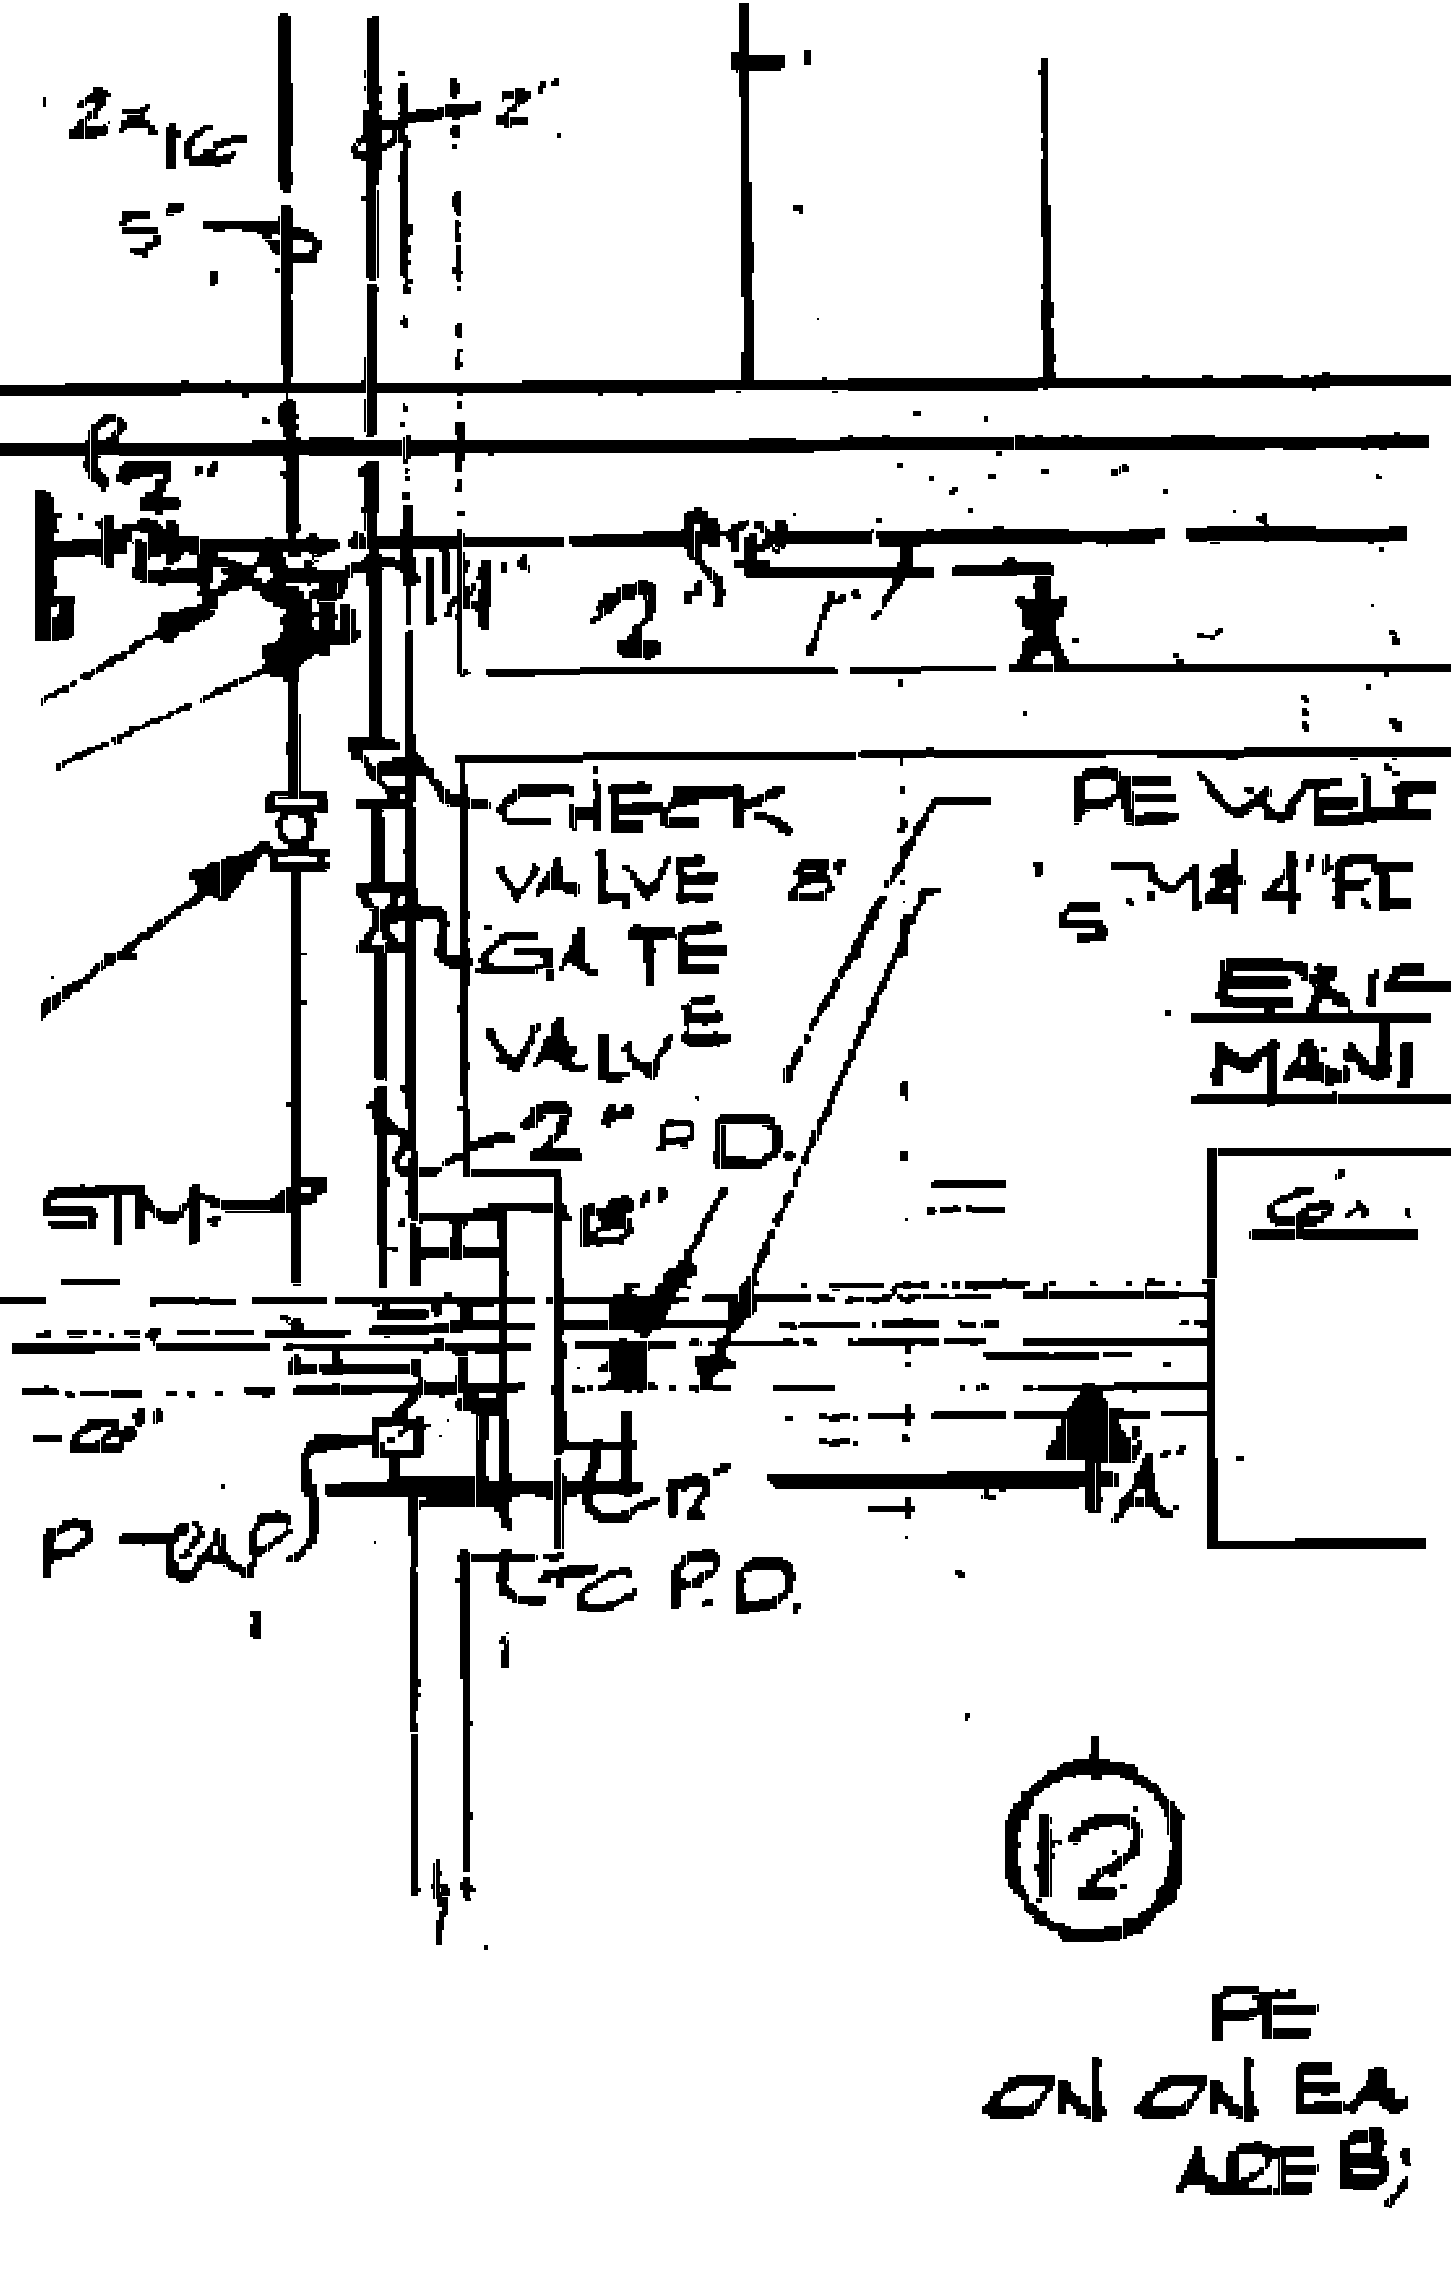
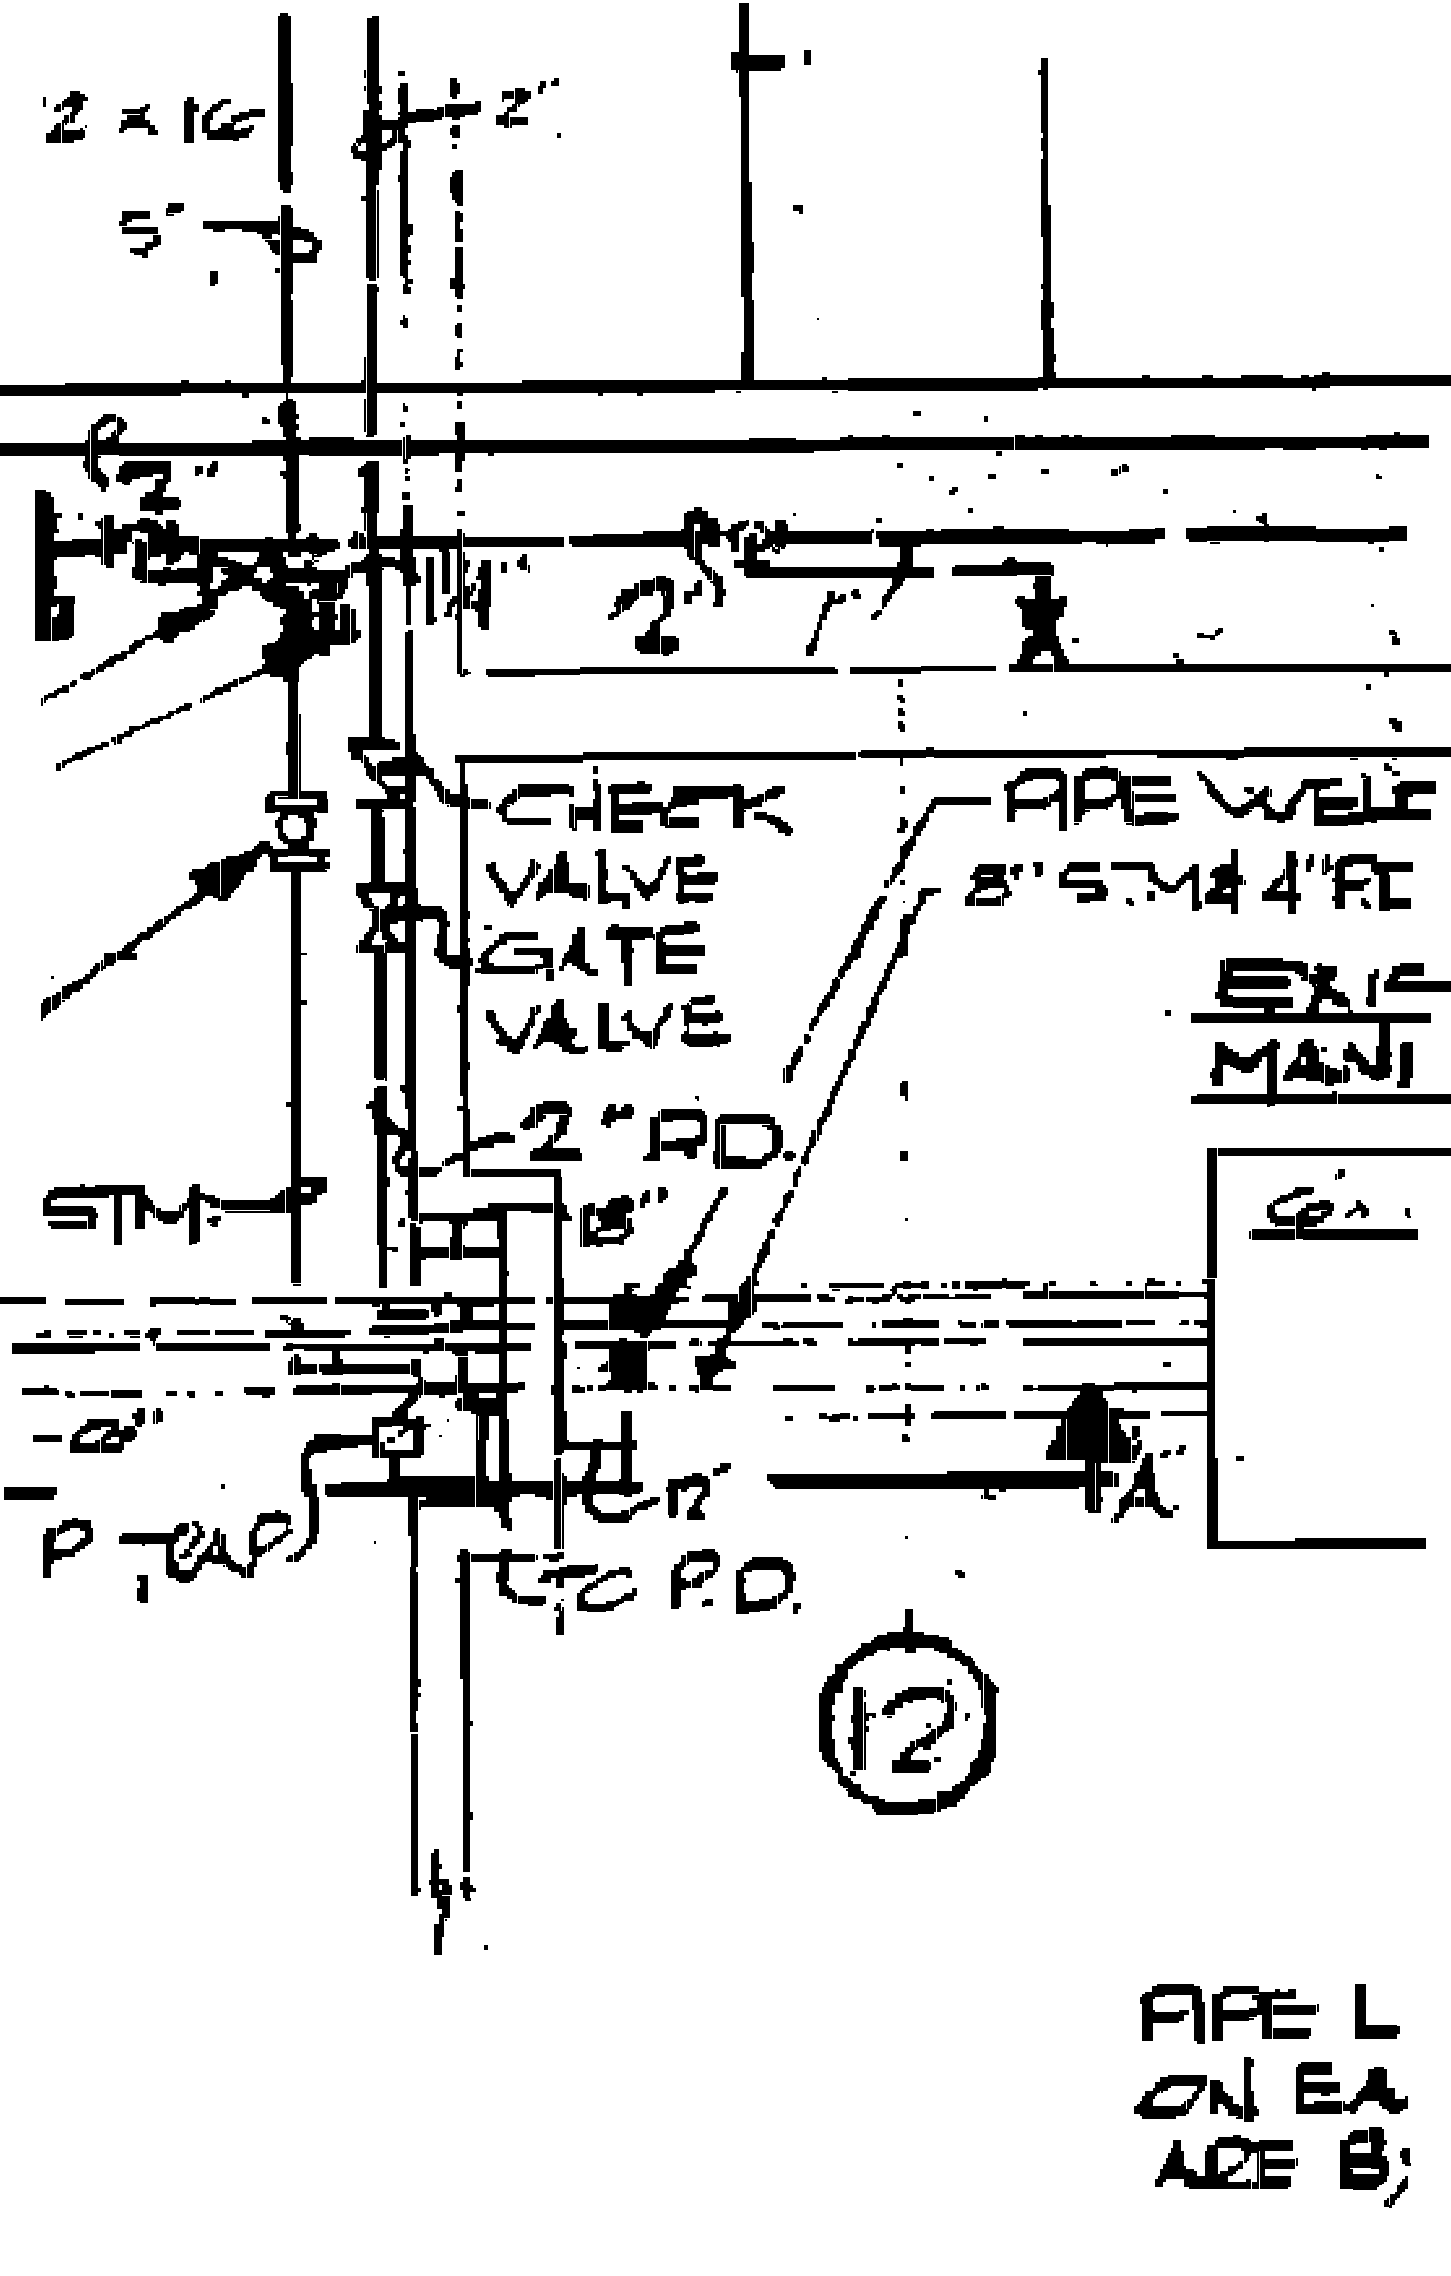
part position: (89, 112) -> (66, 116) (66, 116)
part position: (206, 145) -> (224, 119) (224, 119)
part size: 11x100 px -> 15x142 px (457, 240)
part position: (632, 626) -> (650, 622) (650, 622)
part position: (1304, 713) -> (900, 713) (900, 713)
part: none -> present (1035, 799)
part size: 84x46 px -> 104x57 px (537, 879)
part position: (816, 879) -> (993, 884) (993, 884)
part position: (1083, 922) -> (1083, 882) (1083, 882)
part position: (677, 953) -> (655, 953) (655, 953)
part position: (536, 1044) -> (536, 1026) (536, 1026)
part position: (635, 1058) -> (635, 1027) (635, 1027)
part size: 38x32 px -> 64x52 px (674, 1134)
part: present -> none (968, 1183)
part position: (965, 1209) -> (904, 1387) (904, 1387)
line position: (90, 1281) -> (94, 1301) (94, 1301)
part position: (819, 1325) -> (802, 1325) (802, 1325)
part position: (1057, 1355) -> (1080, 1323) (1080, 1323)
part: present -> none (838, 1442)
part: none -> present (30, 1493)
part: present -> none (891, 1507)
part position: (255, 1624) -> (142, 1588) (142, 1588)
part position: (503, 1649) -> (558, 1616) (558, 1616)
part position: (1088, 1834) -> (902, 1707) (902, 1707)
part size: 19x86 px -> 23x106 px (440, 1901)
part: none -> present (1365, 2011)
part: none -> present (1172, 2013)
part: present -> none (1044, 2089)
part position: (1247, 2167) -> (1226, 2161) (1226, 2161)
